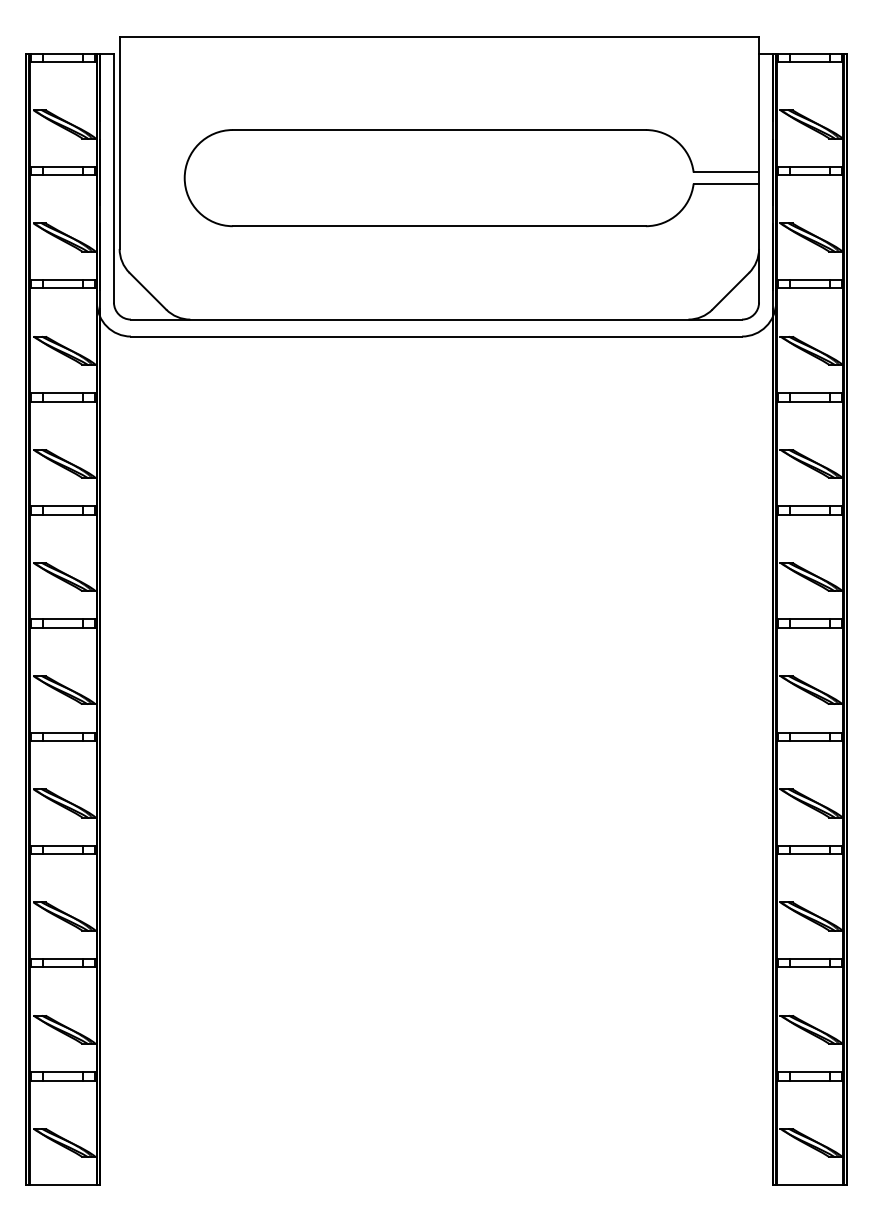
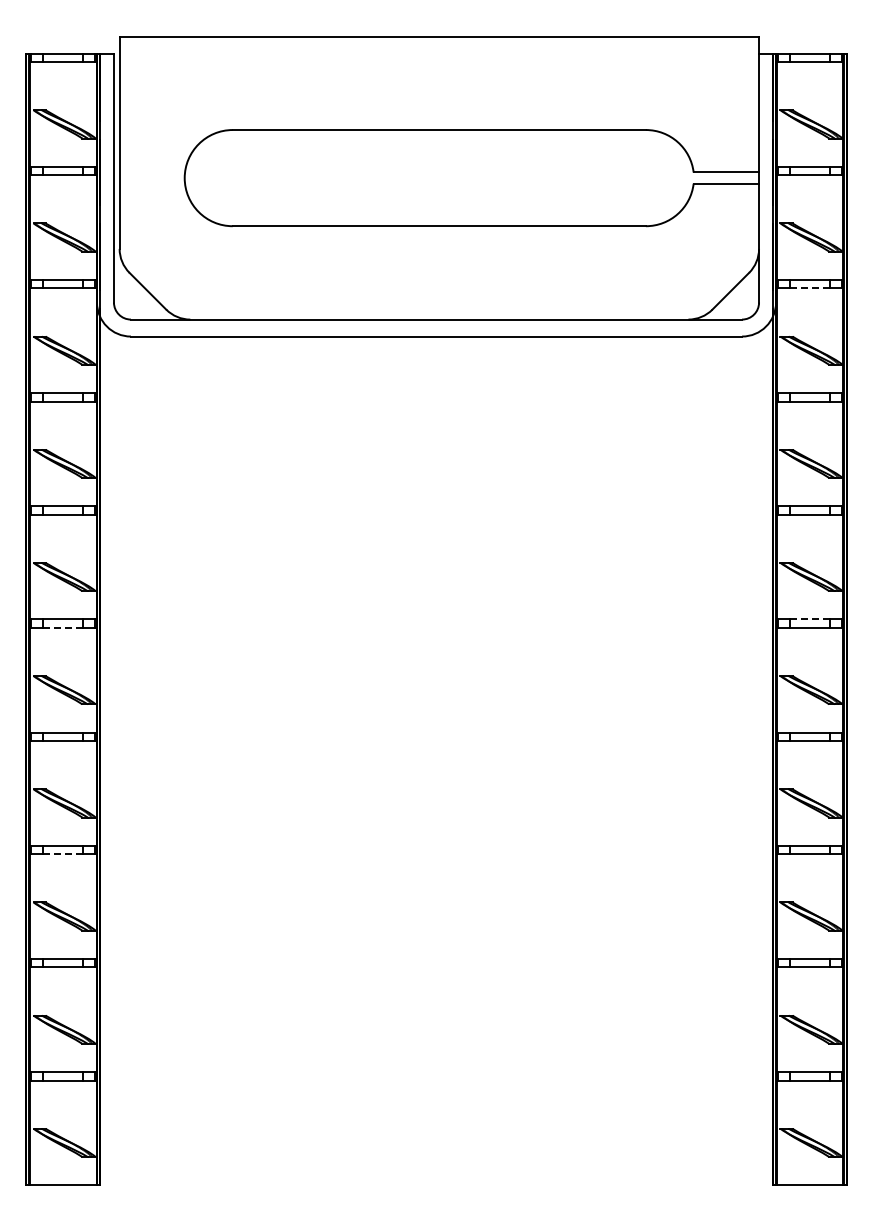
line: solid -> dashed (809, 288)
line: solid -> dashed (809, 619)
line: solid -> dashed (63, 627)
line: solid -> dashed (63, 854)
